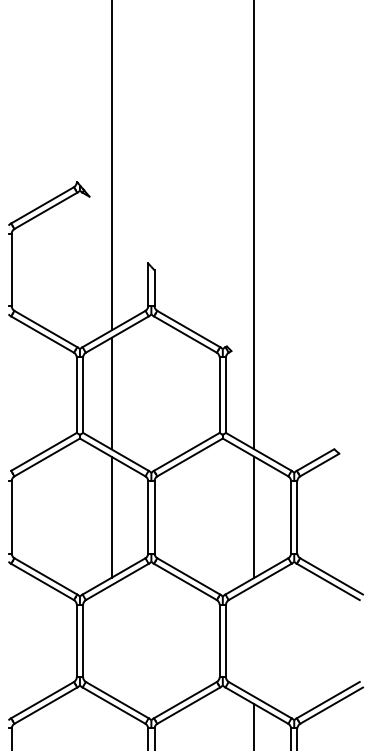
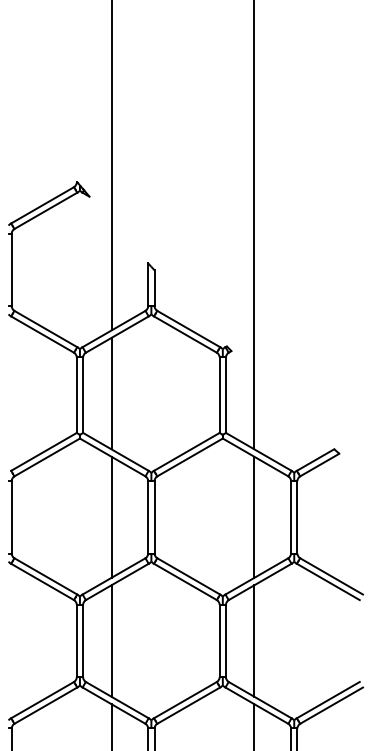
line: none -> present (111, 640)
line: none -> present (254, 640)
line: none -> present (111, 725)
